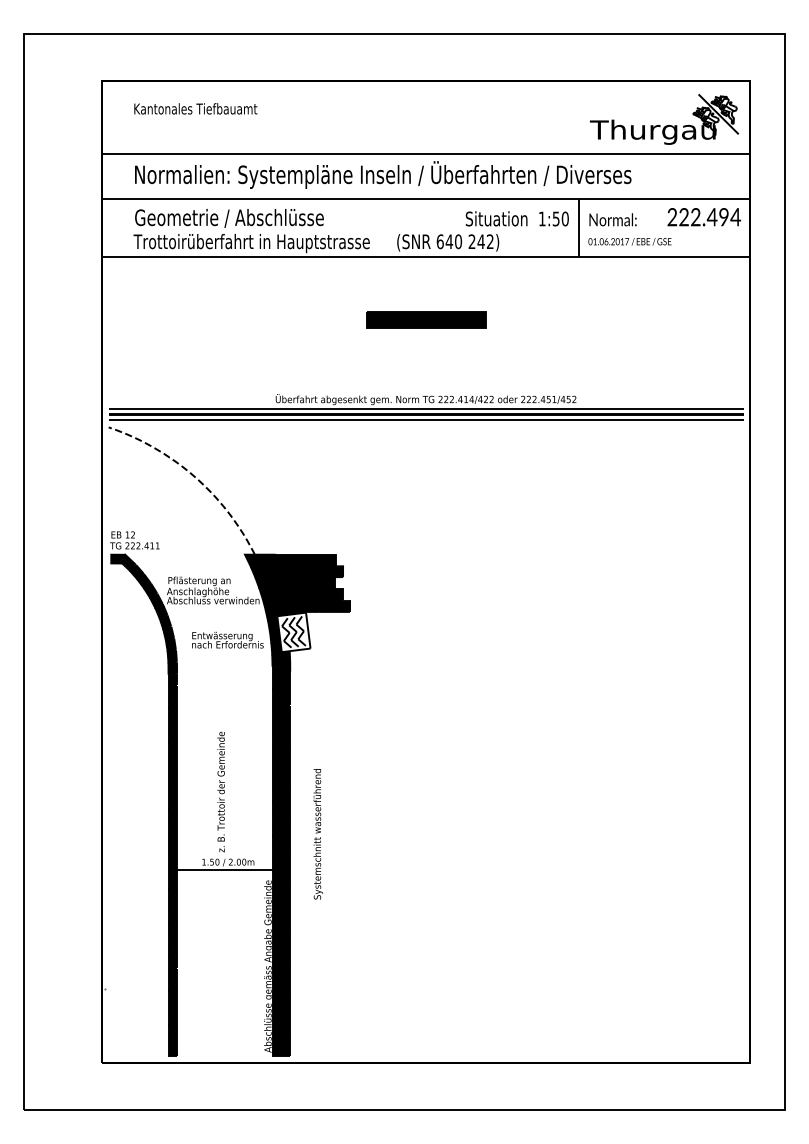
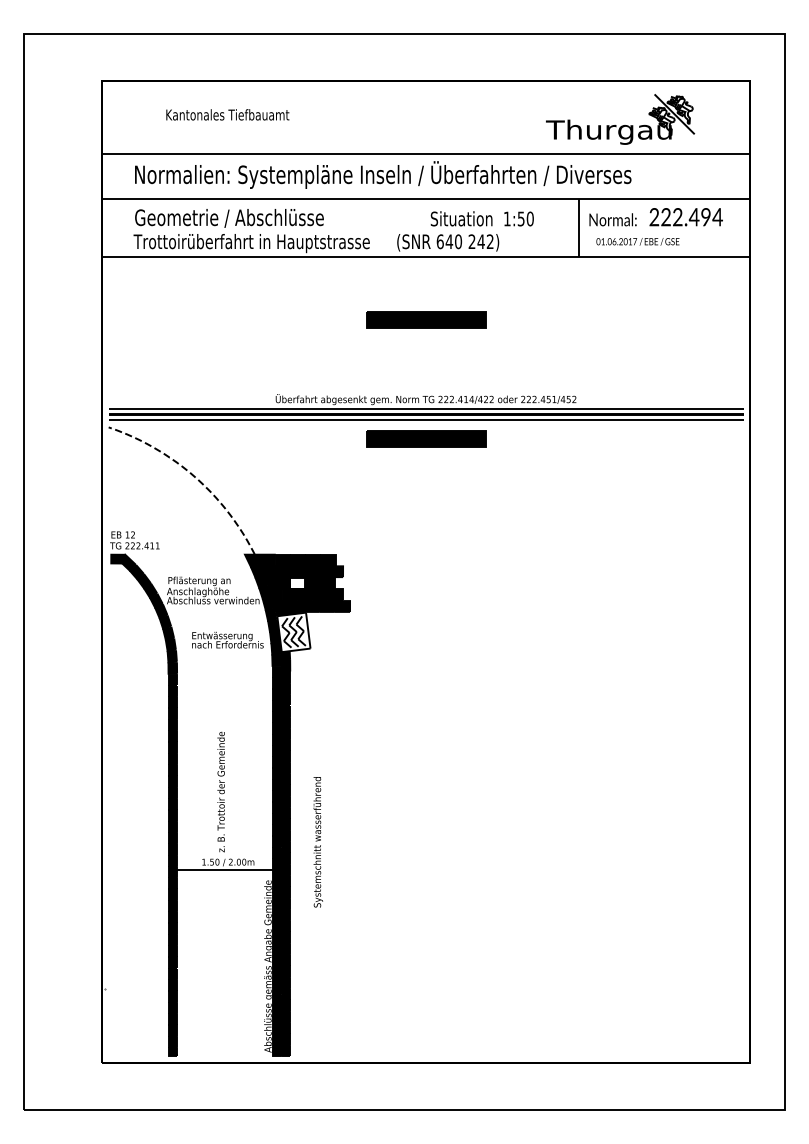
text position: (195, 108) -> (227, 114) (227, 114)
part position: (665, 125) -> (621, 125) (621, 125)
text position: (703, 217) -> (685, 217) (685, 217)
text position: (516, 218) -> (481, 218) (481, 218)
text position: (629, 241) -> (637, 241) (637, 241)
part: none -> present (426, 438)
fill: present -> none (297, 582)
text position: (317, 834) -> (317, 842) (317, 842)
